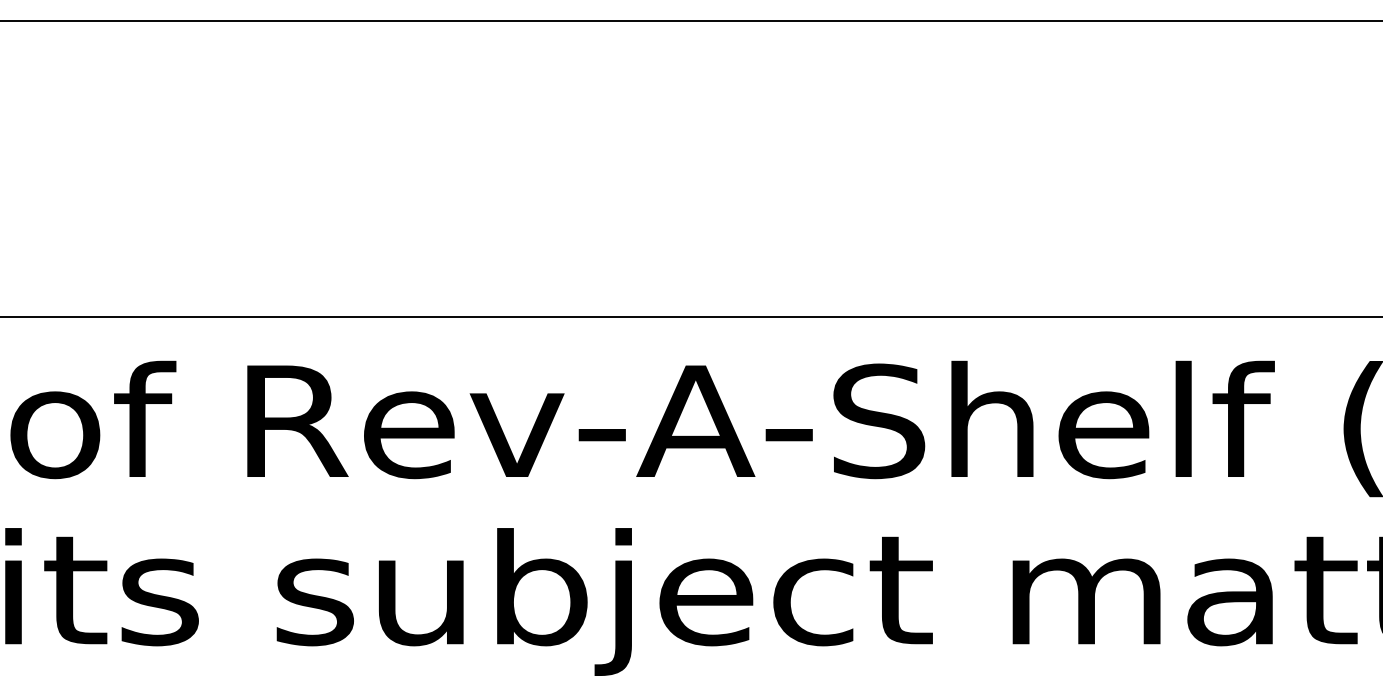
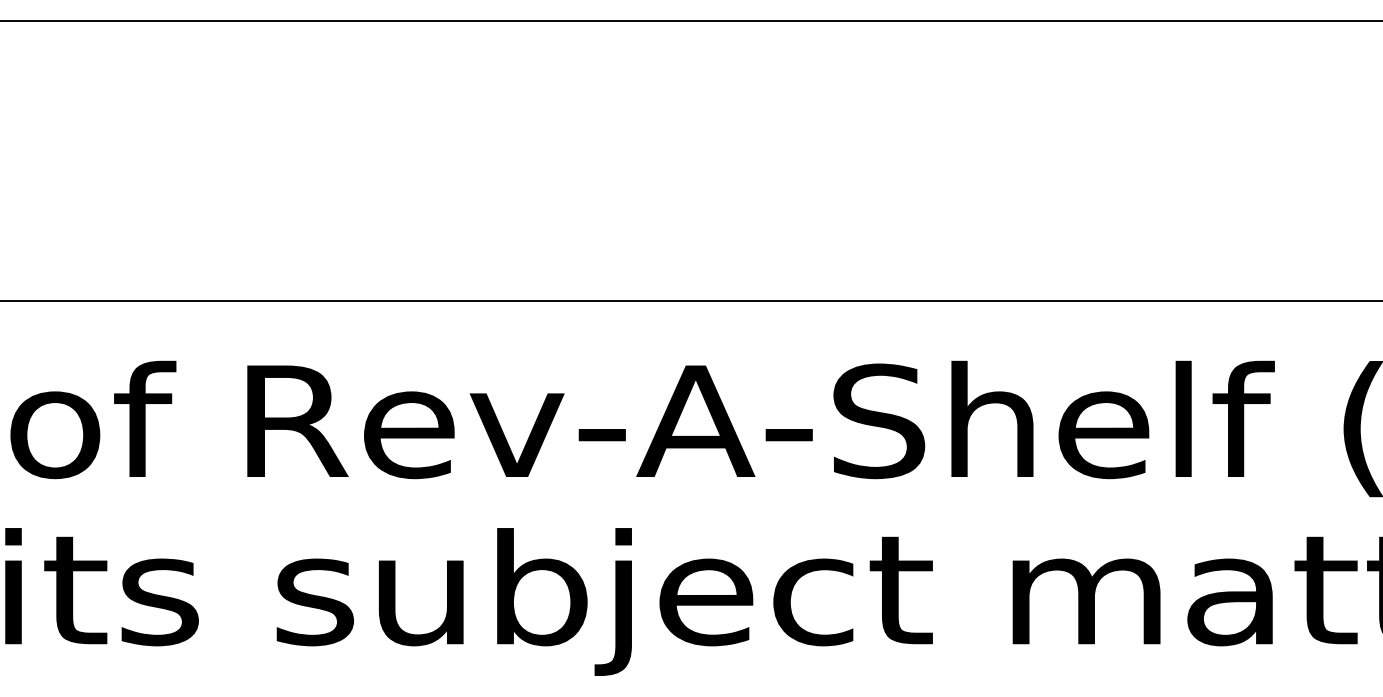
line position: (690, 317) -> (690, 301) (690, 301)
